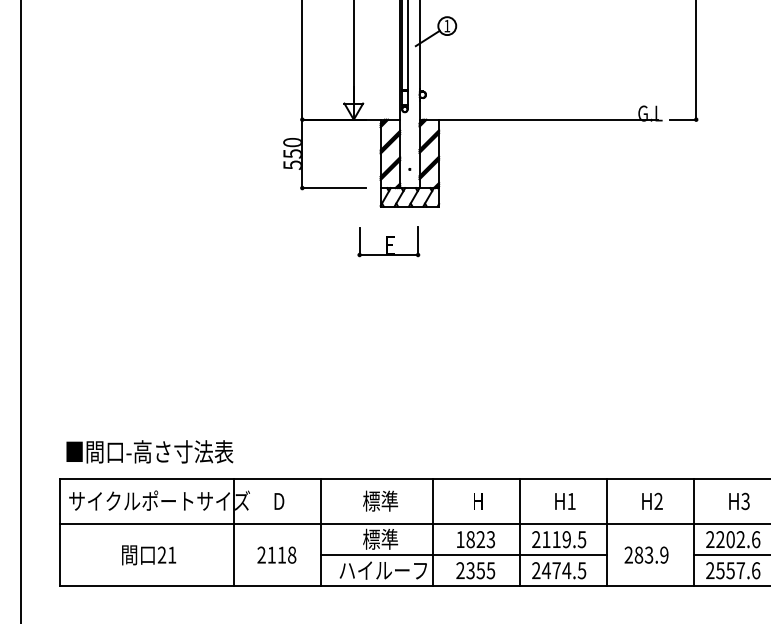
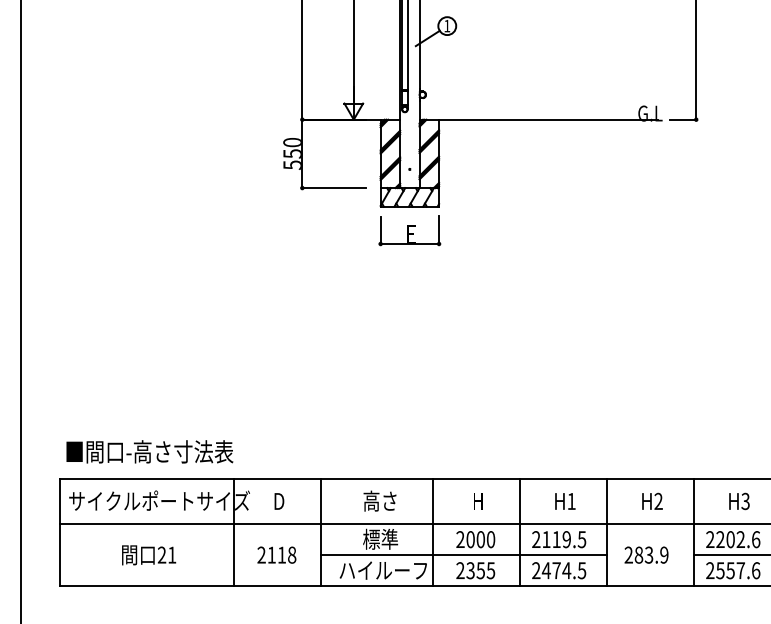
part position: (388, 241) -> (409, 230) (409, 230)
text: 標準 -> 高さ (380, 500)
text: 1823 -> 2000 (475, 539)
